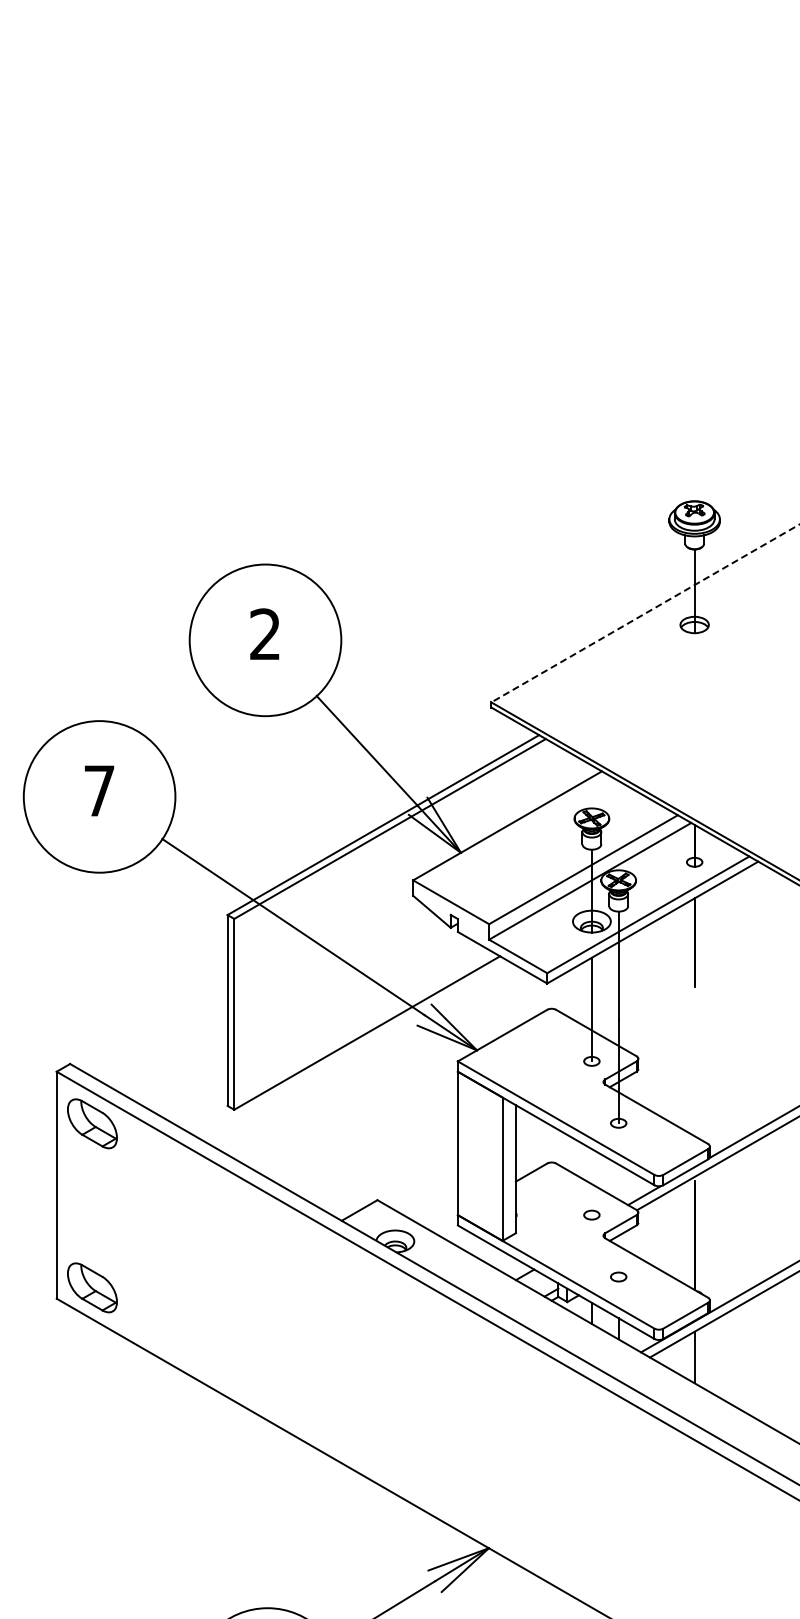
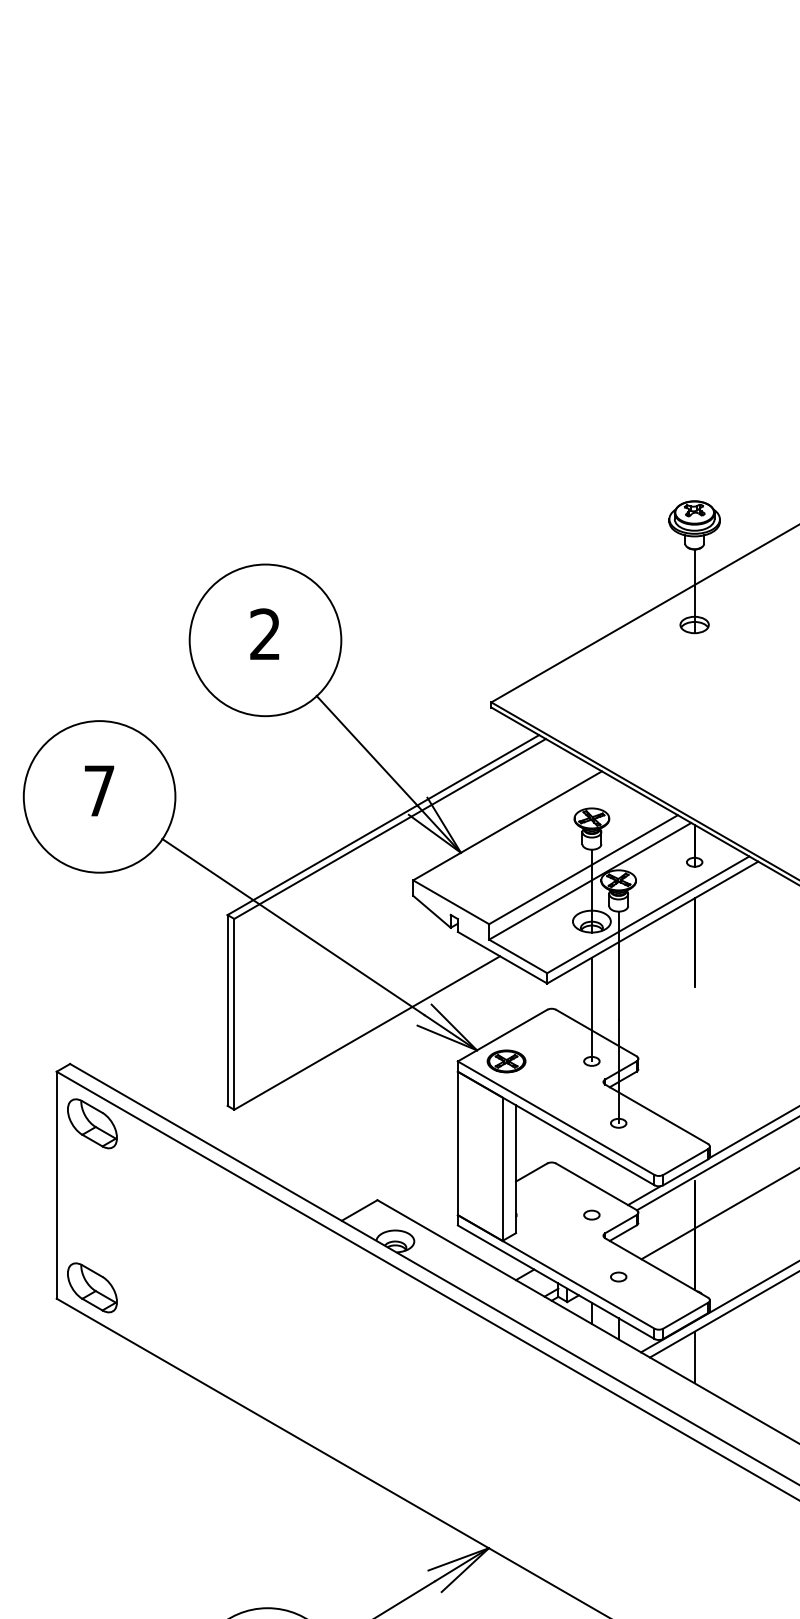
line: dashed -> solid (645, 613)
part: none -> present (506, 1061)
line: none -> present (718, 1214)
